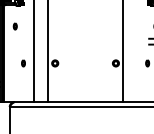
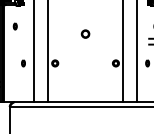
part: none -> present (85, 33)
line: none -> present (137, 52)
